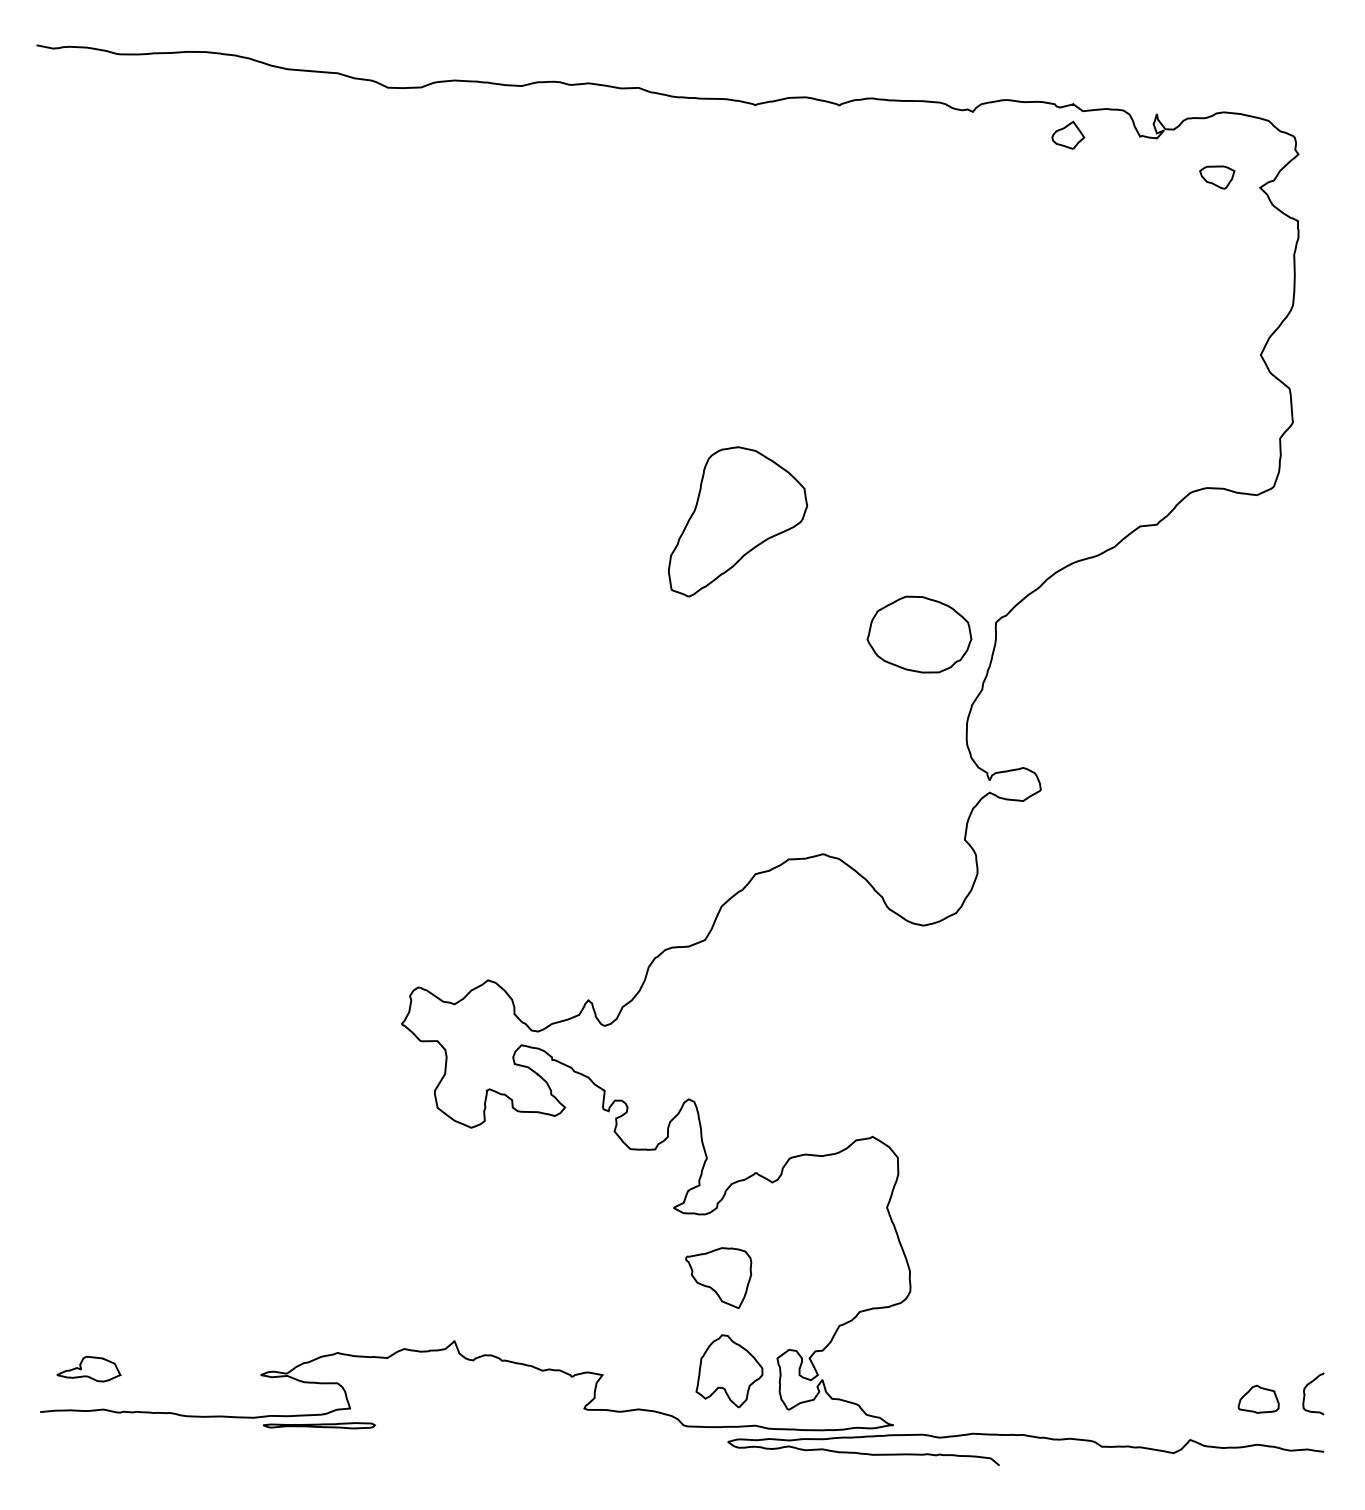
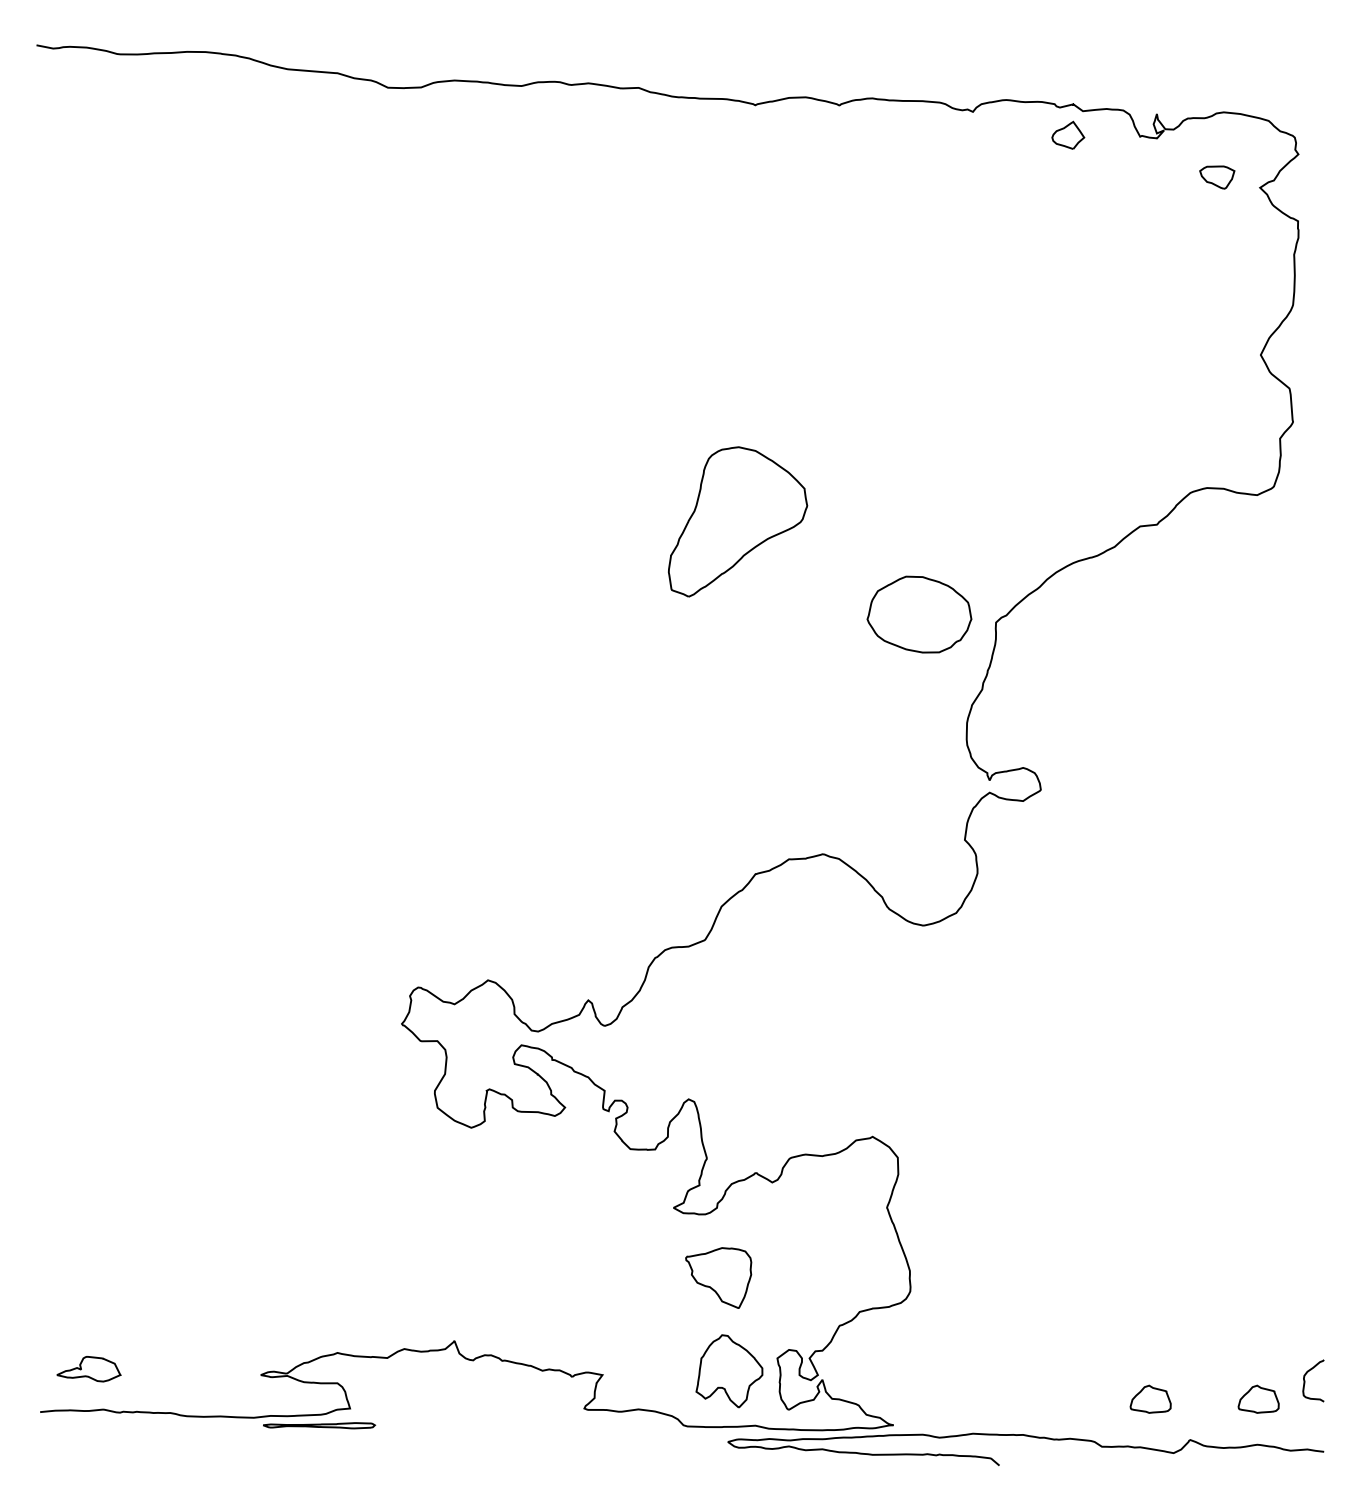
part position: (919, 634) -> (919, 614) (919, 614)
curve position: (1305, 1393) -> (1305, 1380) (1305, 1380)
part: none -> present (1150, 1398)
